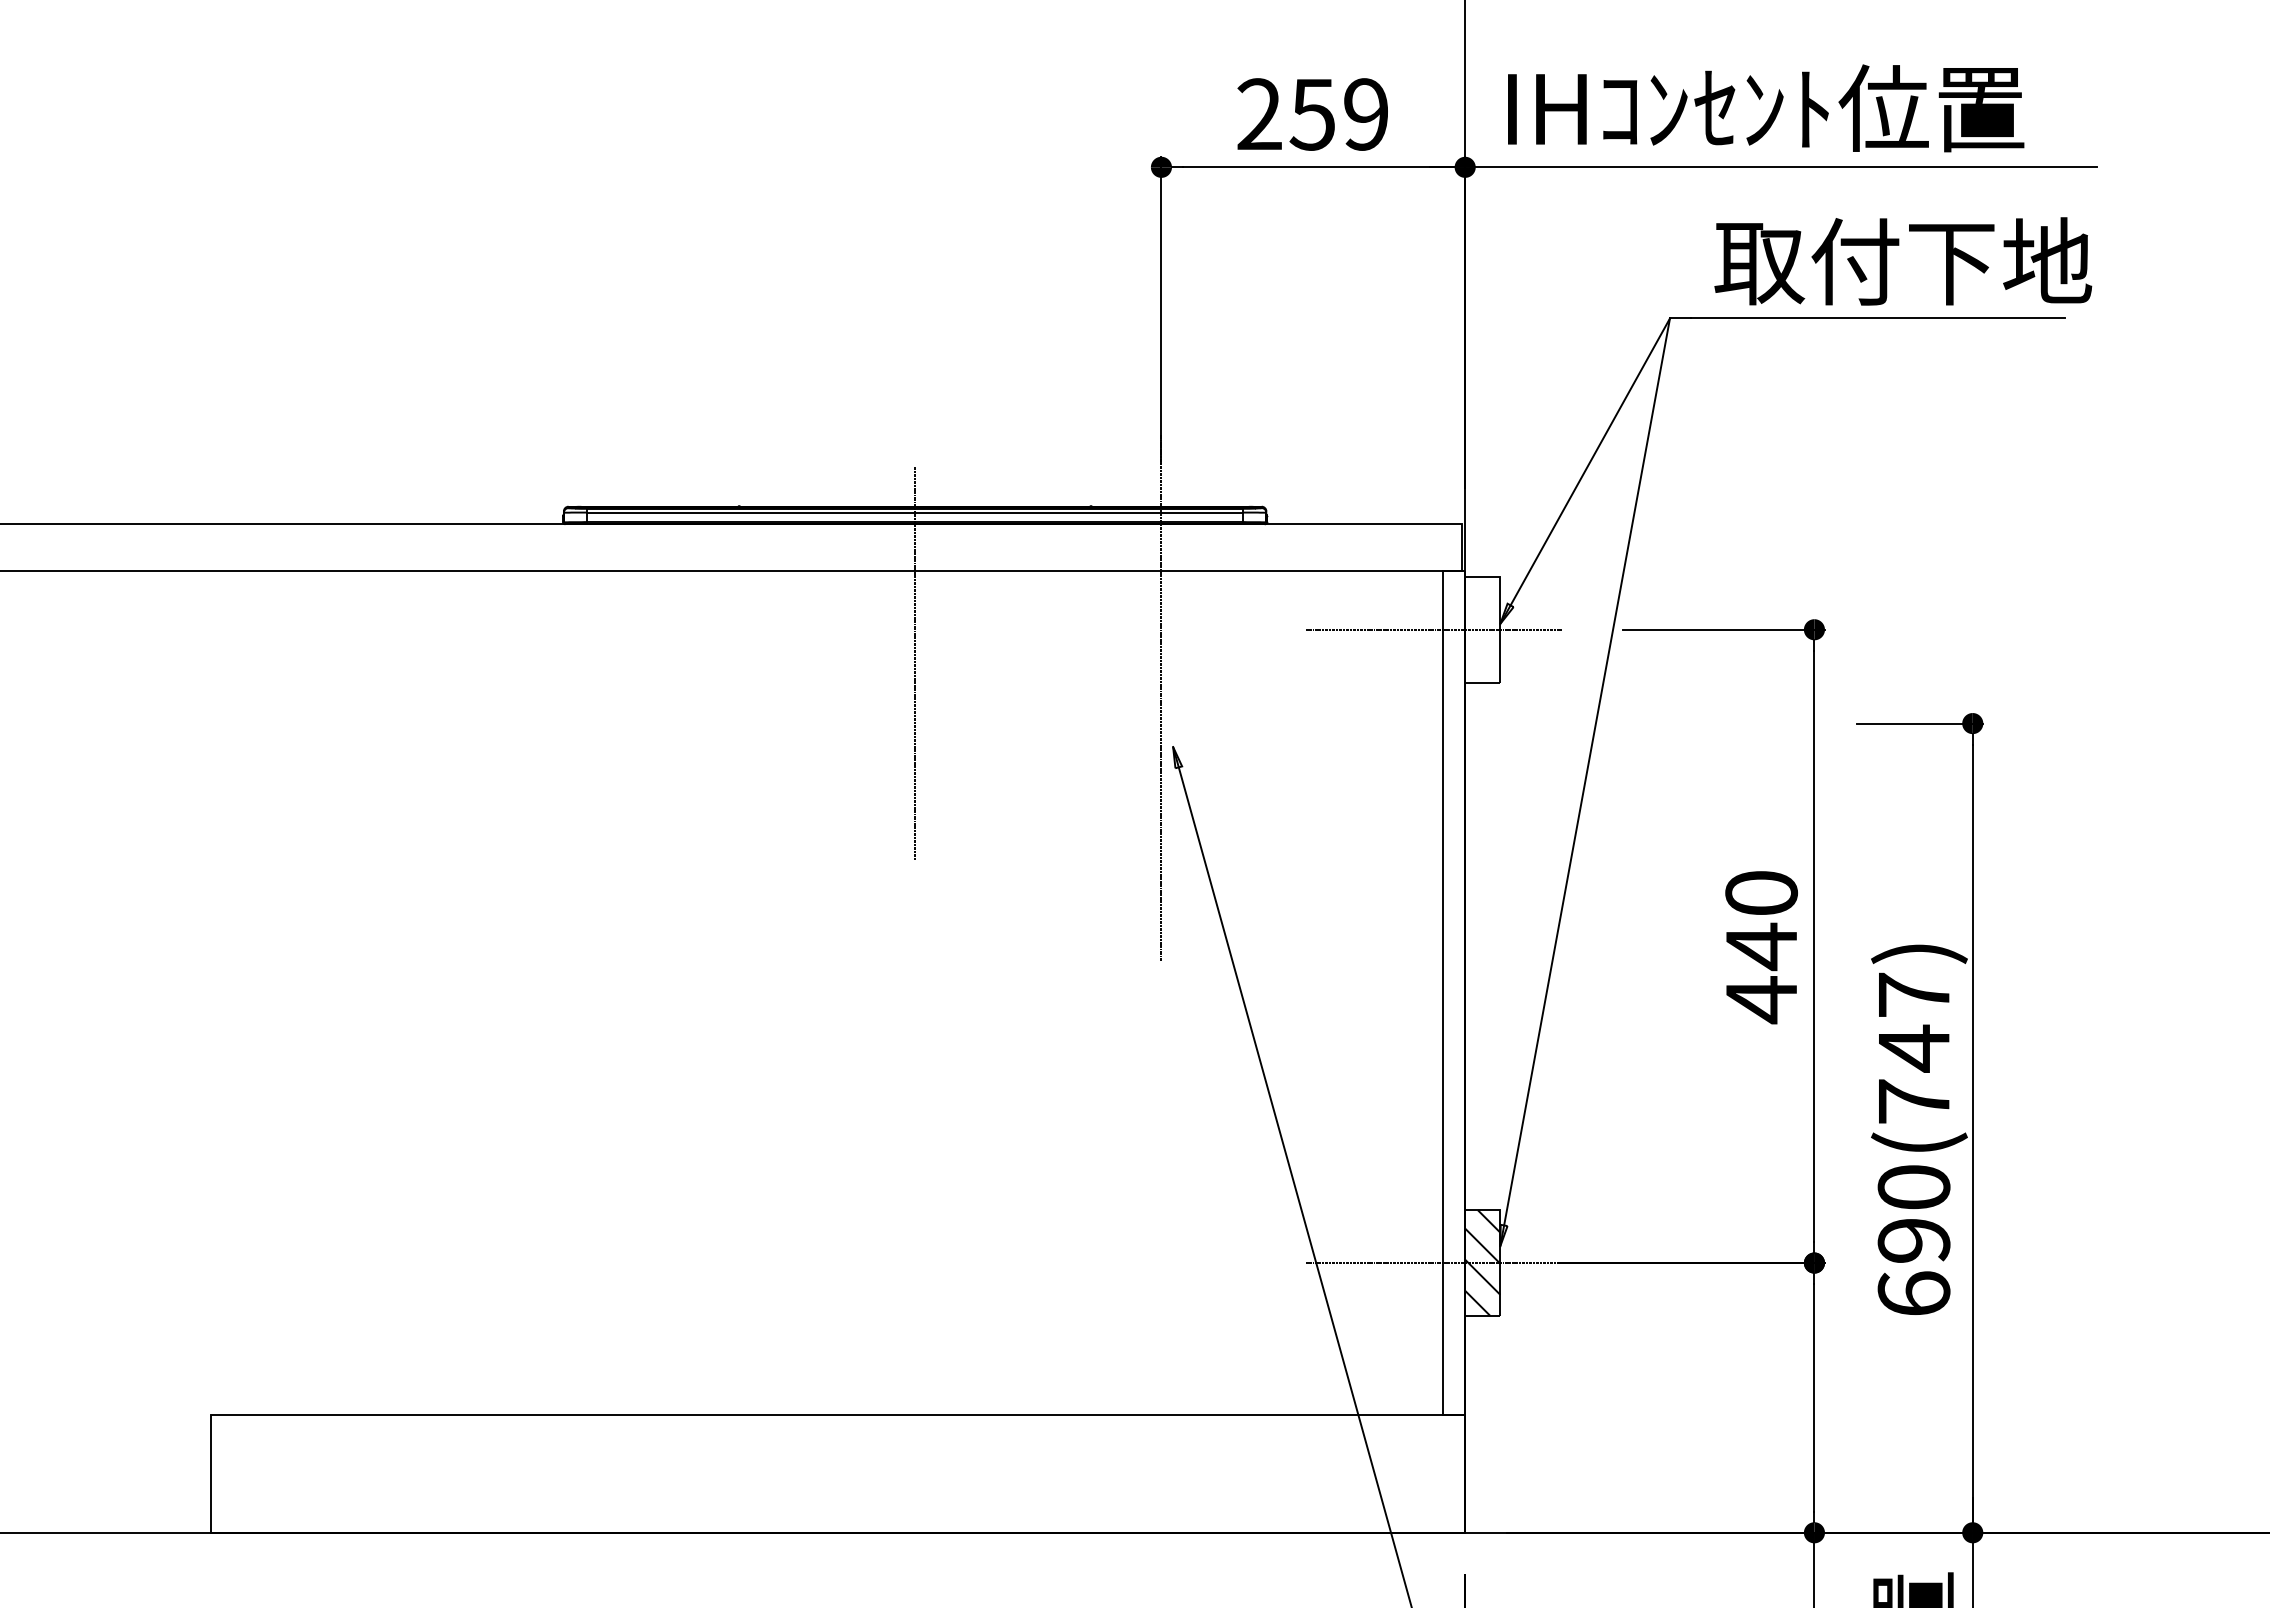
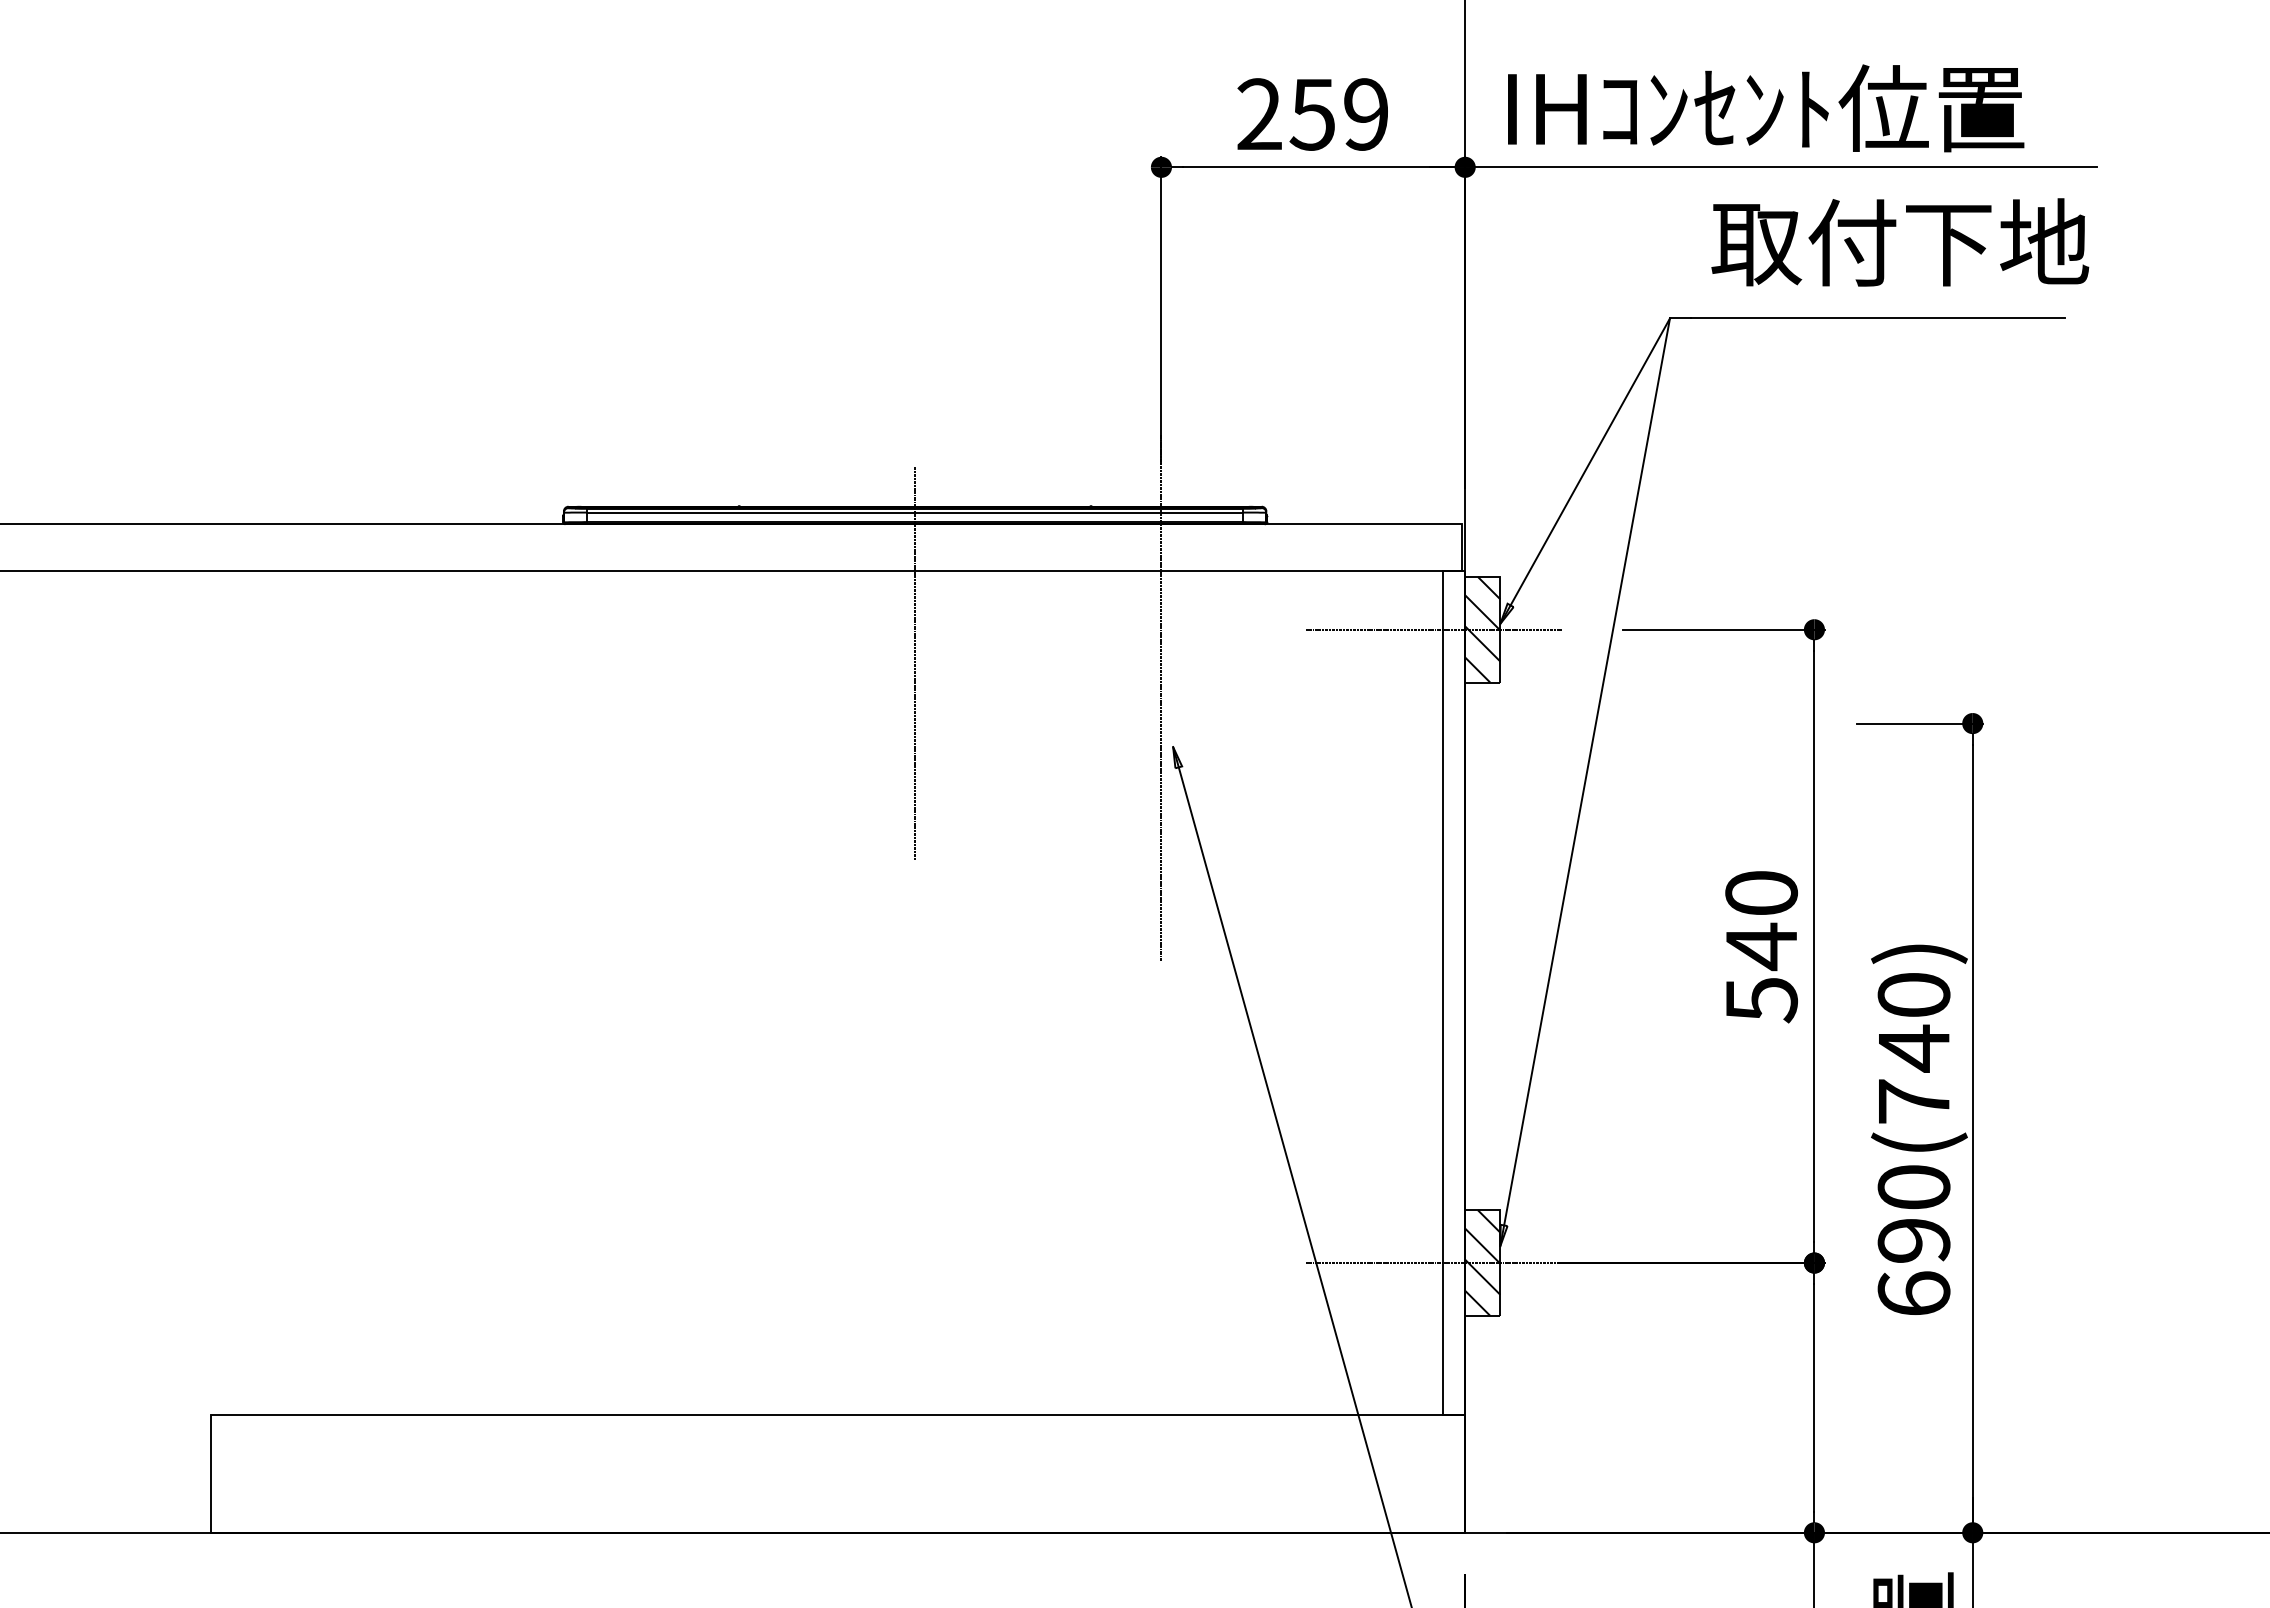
text position: (1903, 261) -> (1900, 242) (1900, 242)
hatch: none -> present (1482, 629)
text: 690(747) -> 690(740) (1913, 994)
text: 440 -> 540 (1762, 1000)
